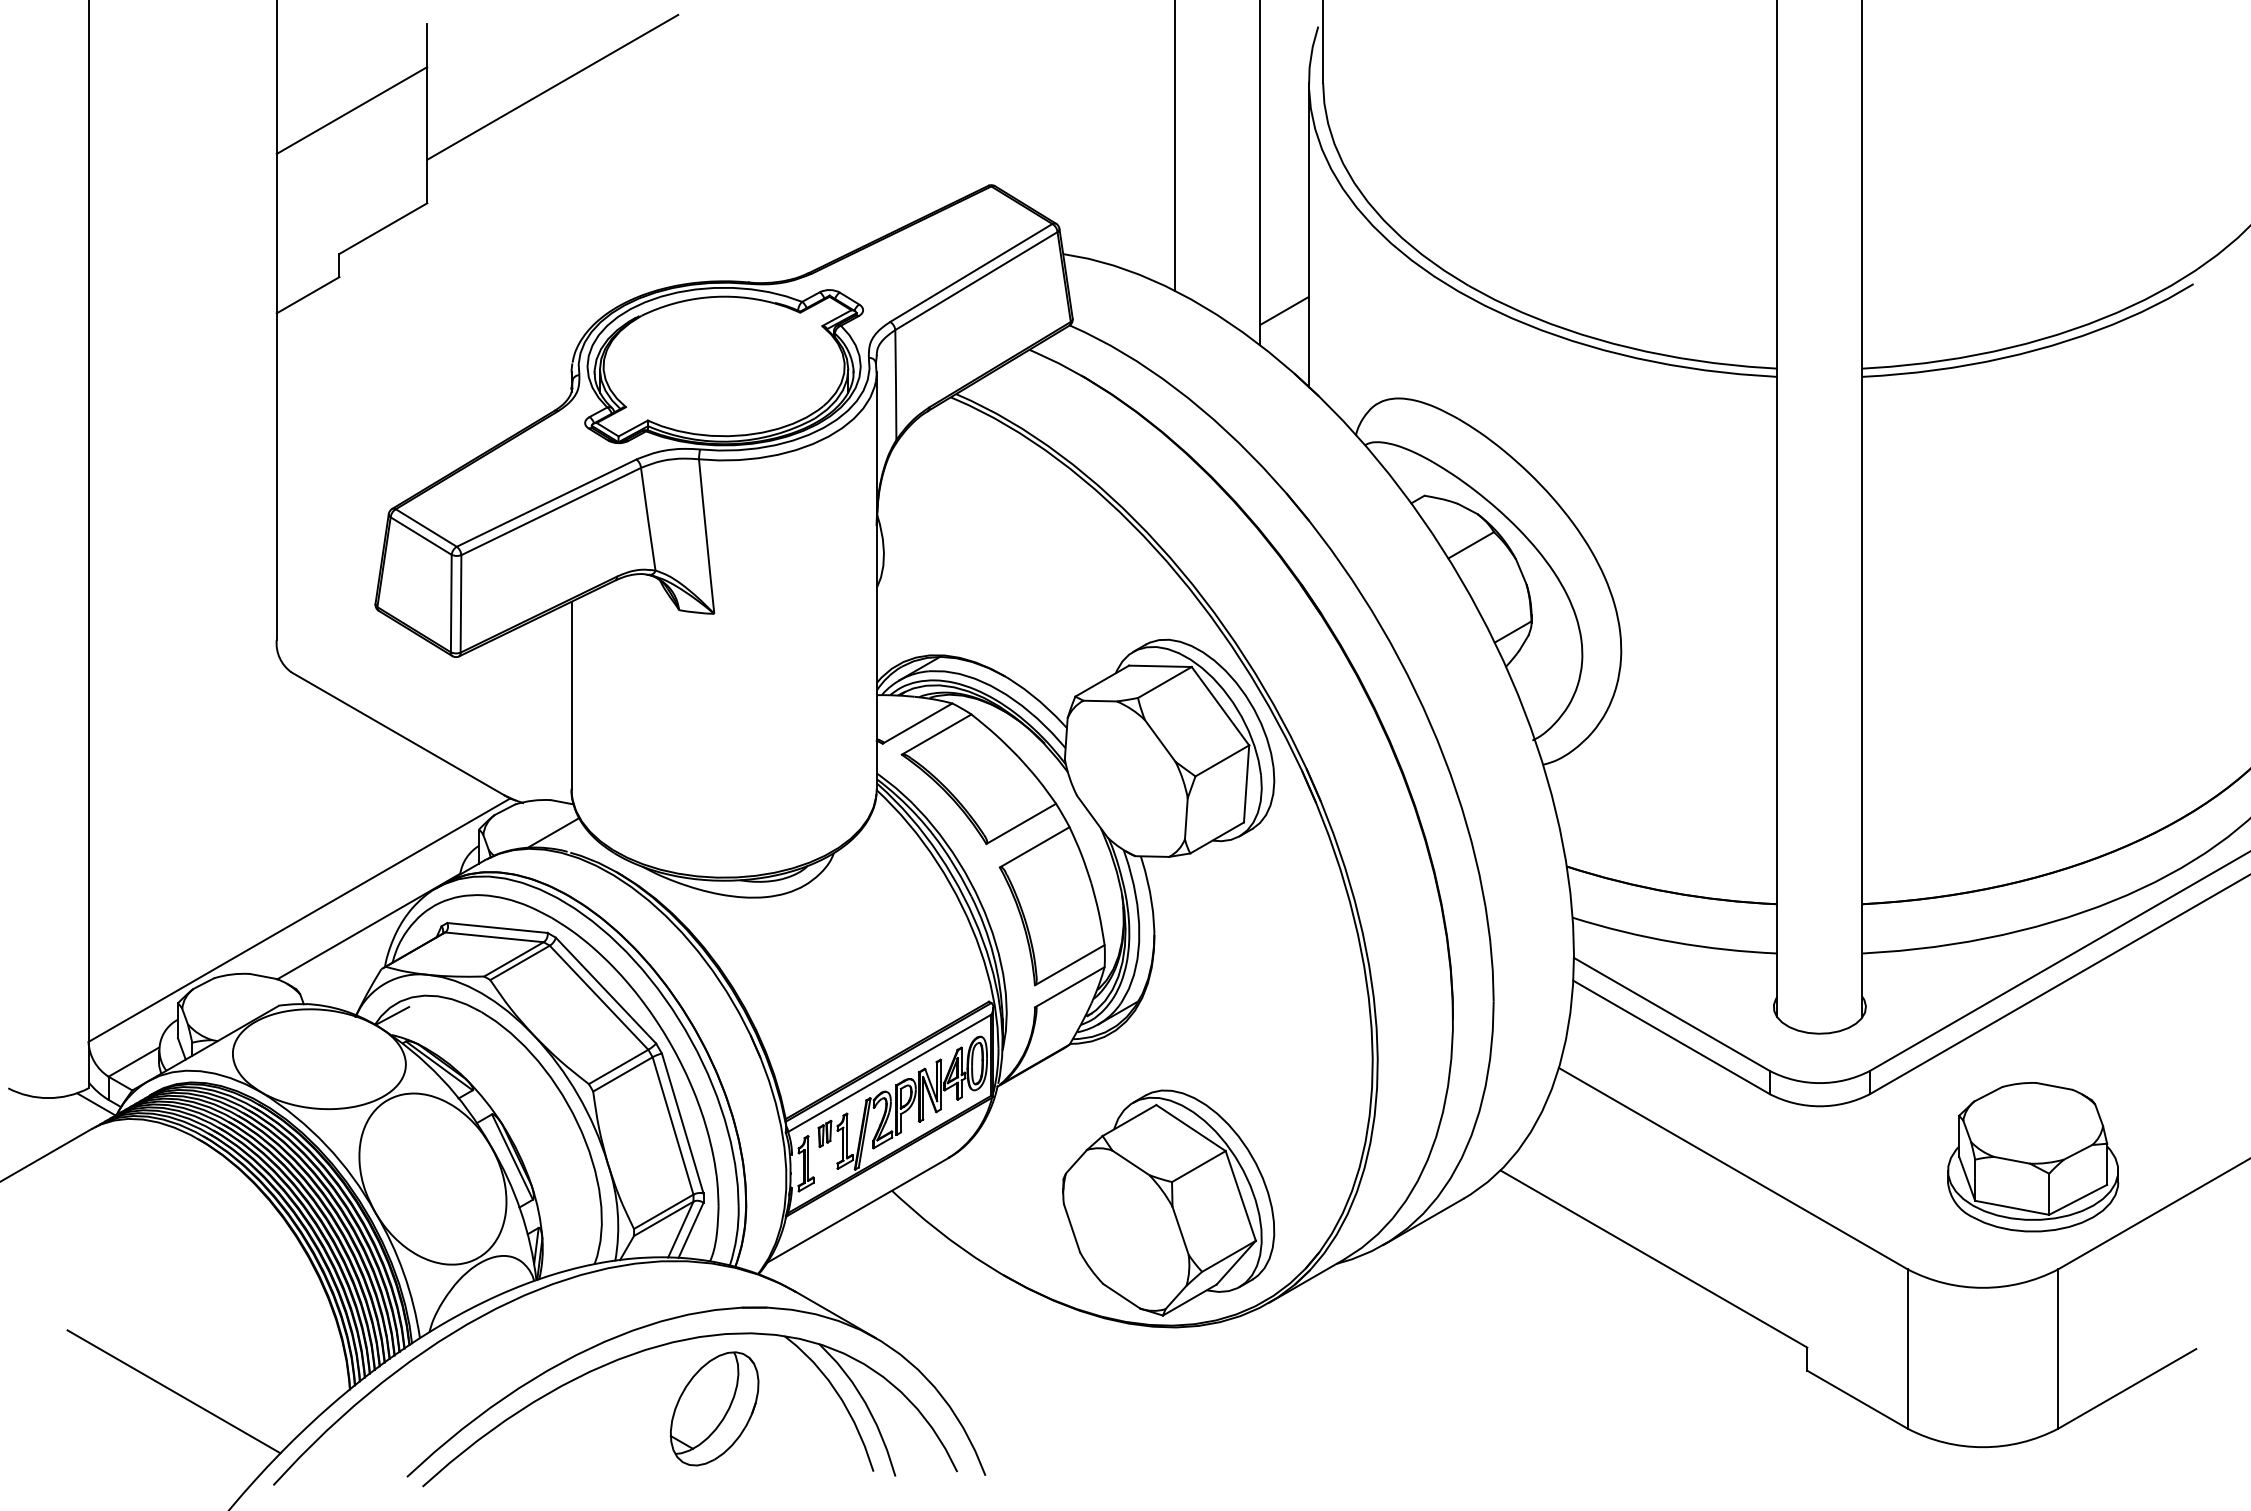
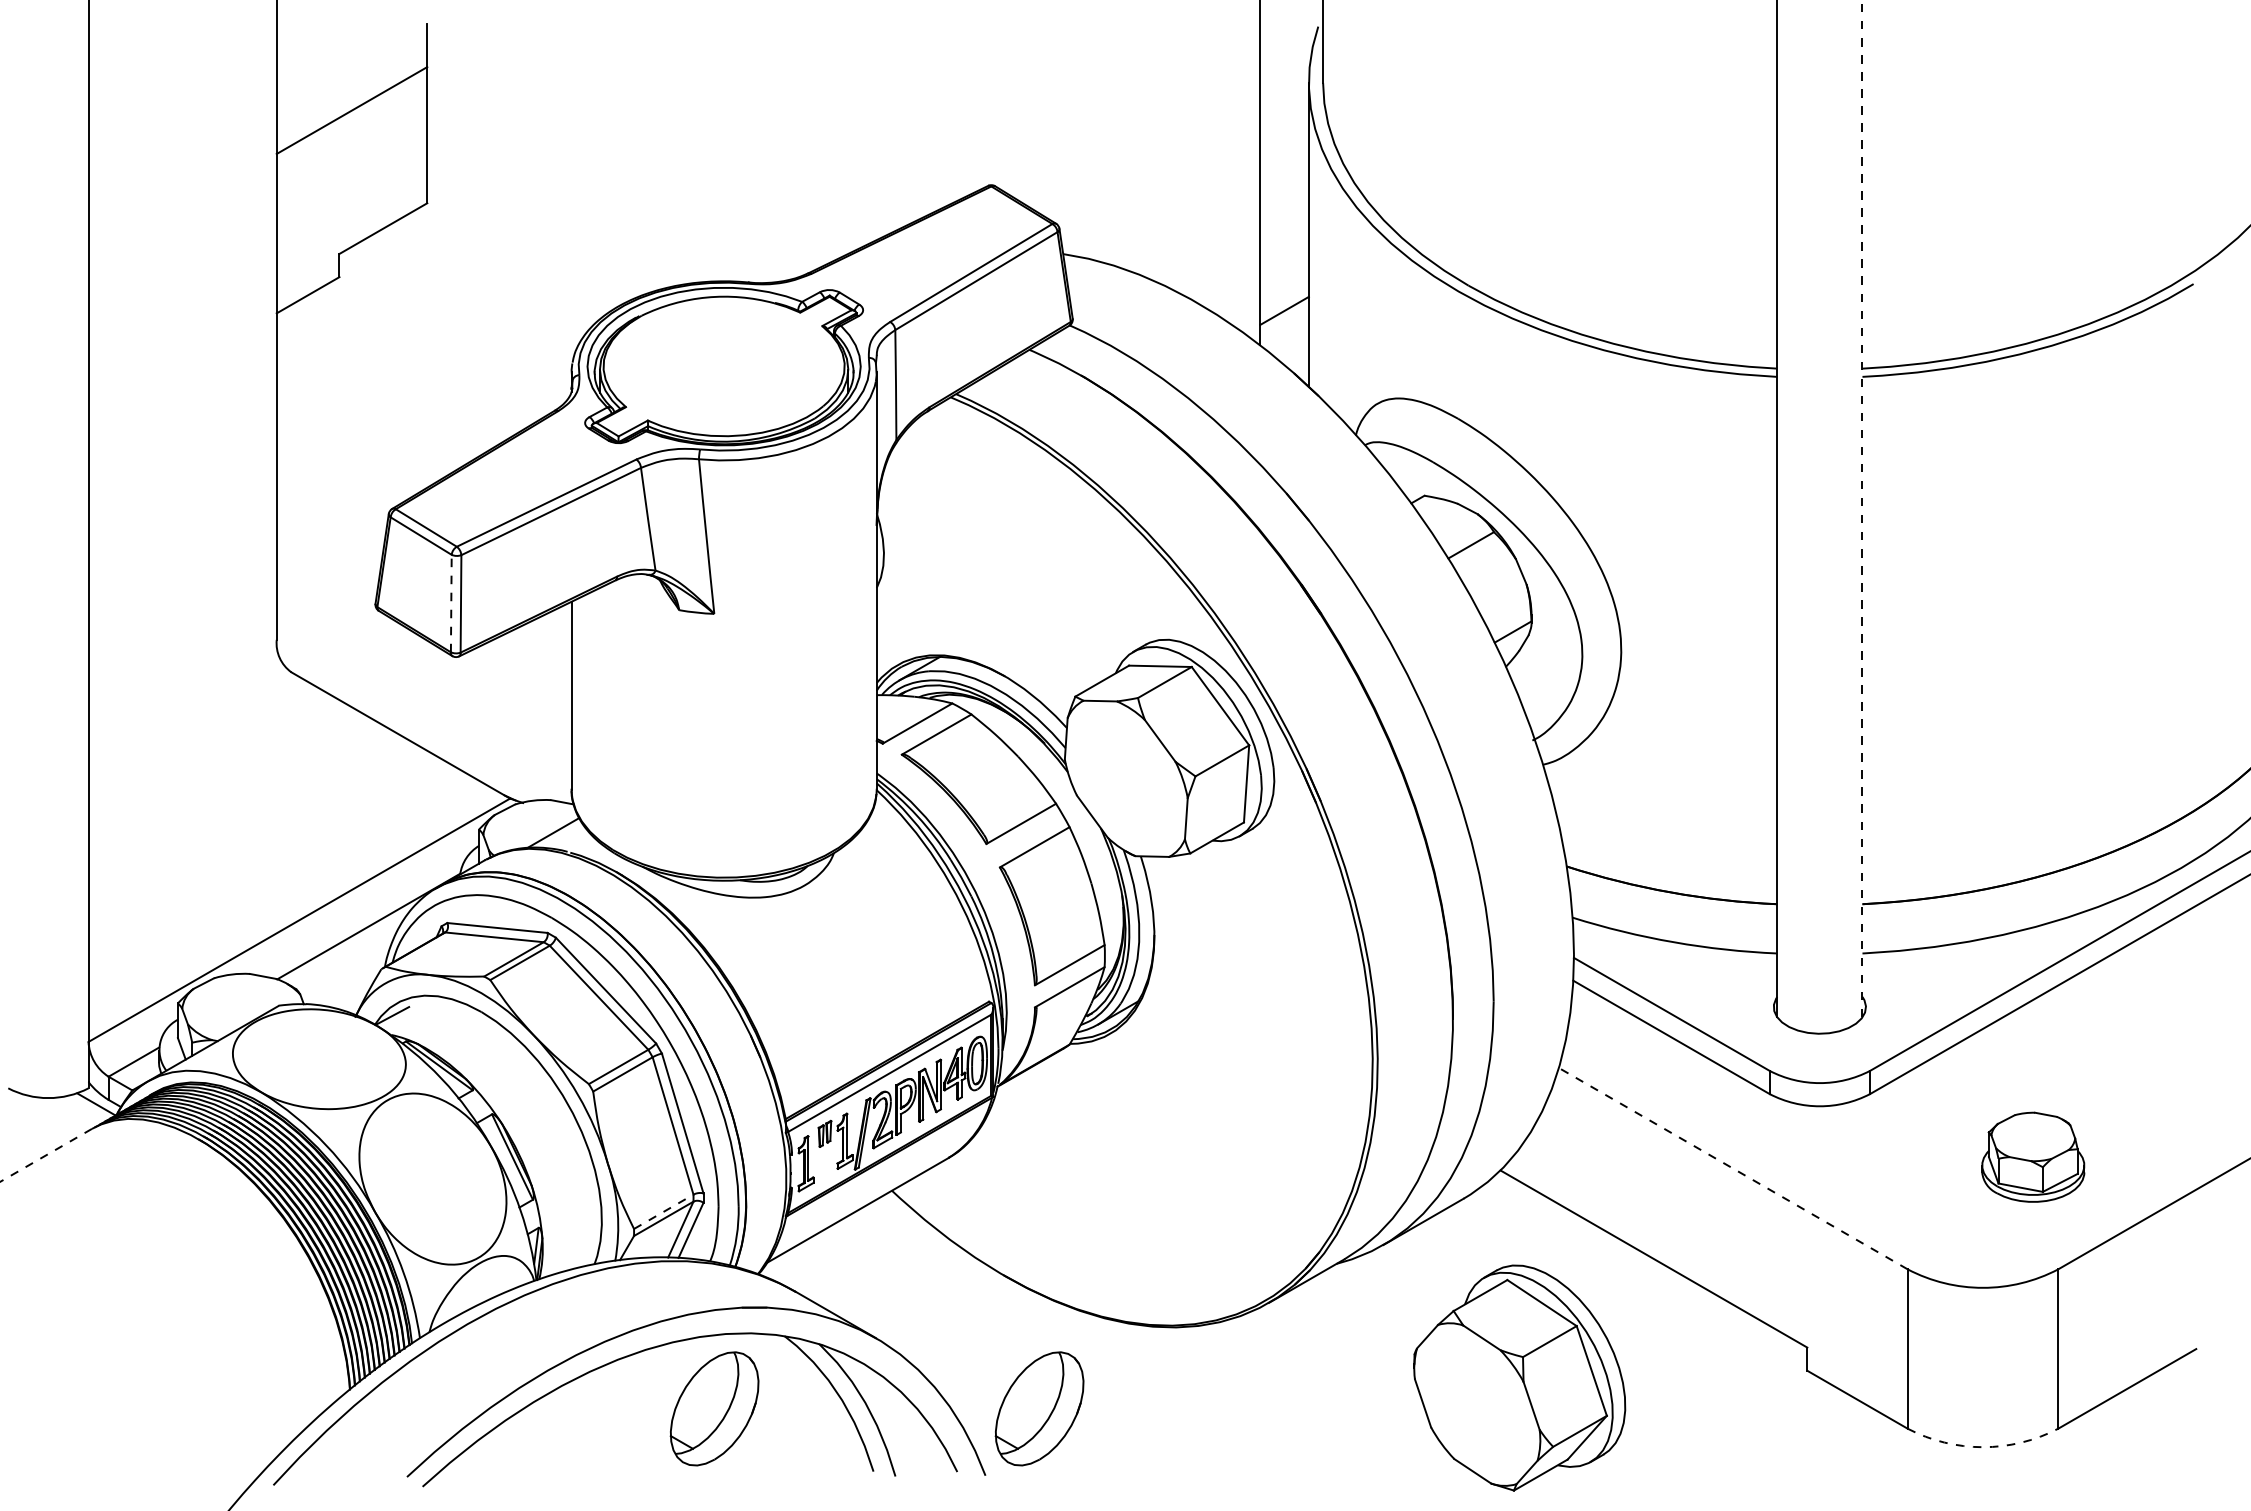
line: present -> none (552, 86)
line: present -> none (1175, 146)
line: solid -> dashed (1862, 508)
line: solid -> dashed (451, 603)
line: solid -> dashed (46, 1155)
part size: 173x151 px -> 105x92 px (2033, 1156)
line: solid -> dashed (1732, 1168)
part position: (1168, 1202) -> (1519, 1377) (1519, 1377)
line: solid -> dashed (664, 1211)
line: present -> none (173, 1391)
part: none -> present (1039, 1408)
arc: solid -> dashed (1982, 1447)
